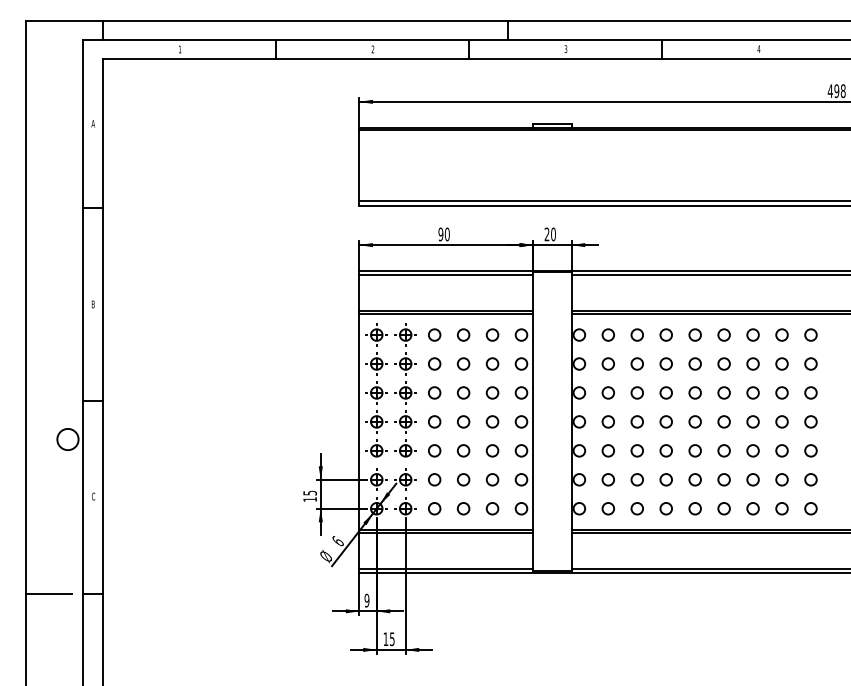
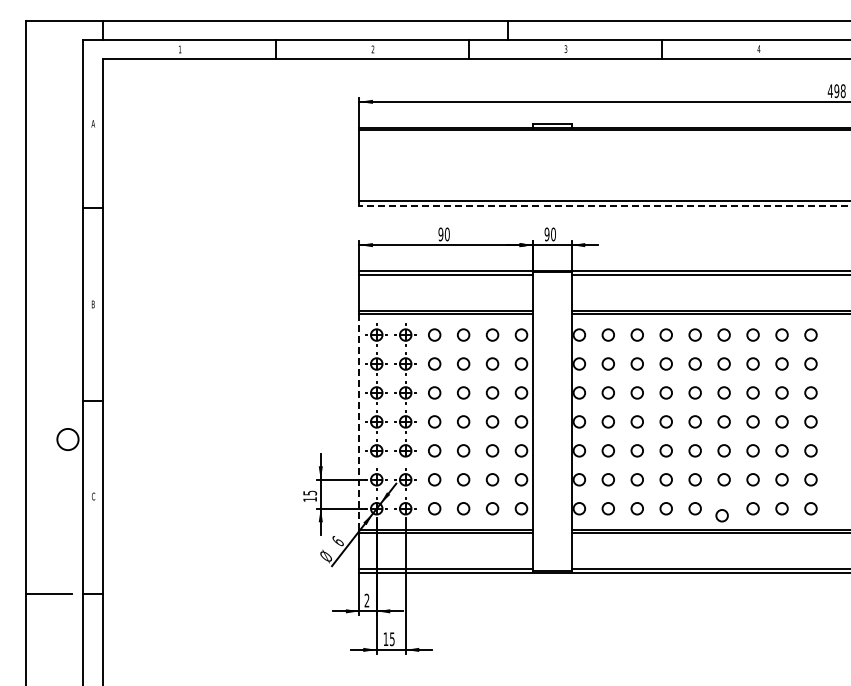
line: solid -> dashed (605, 205)
text: 20 -> 90 (546, 234)
line: solid -> dashed (359, 421)
circle position: (723, 508) -> (721, 515) (721, 515)
text: 9 -> 2 (366, 600)
